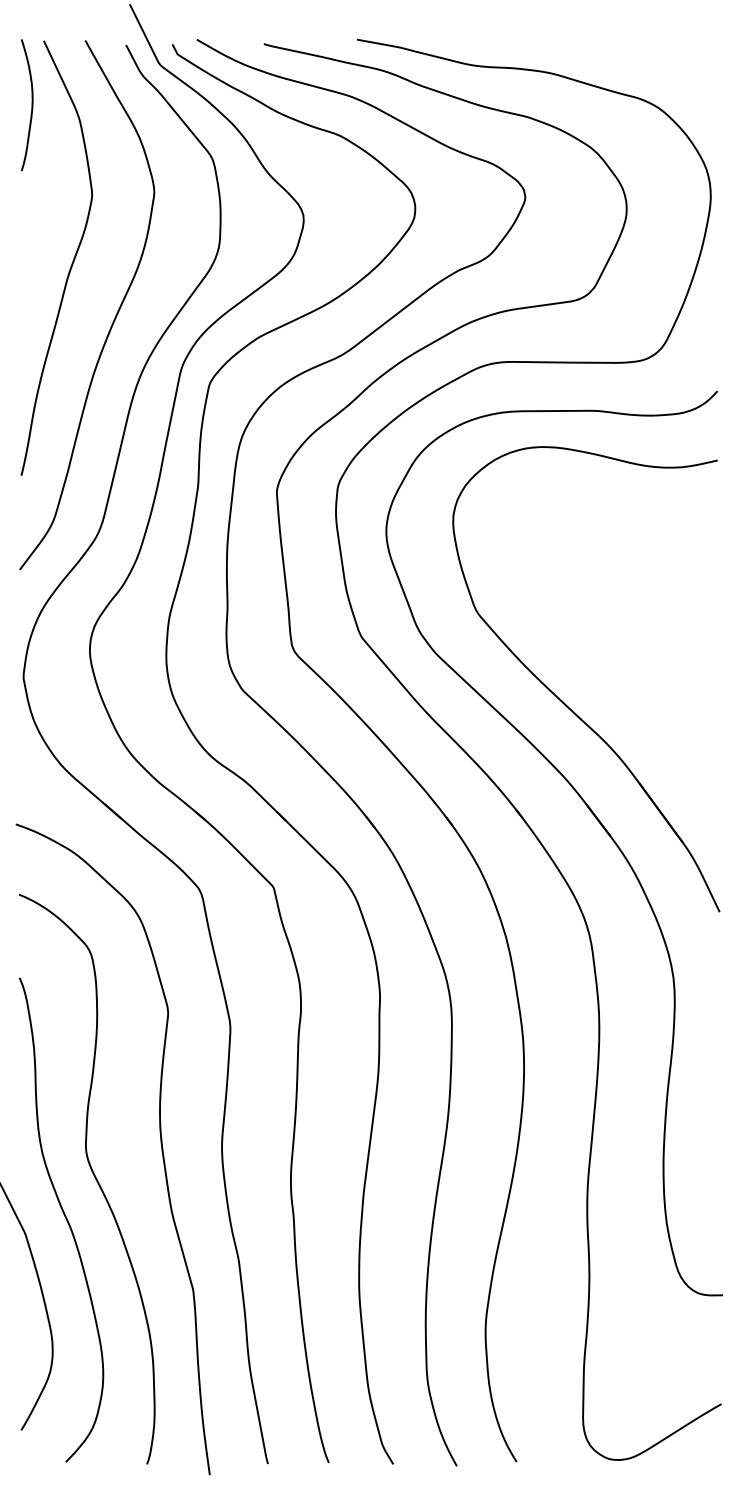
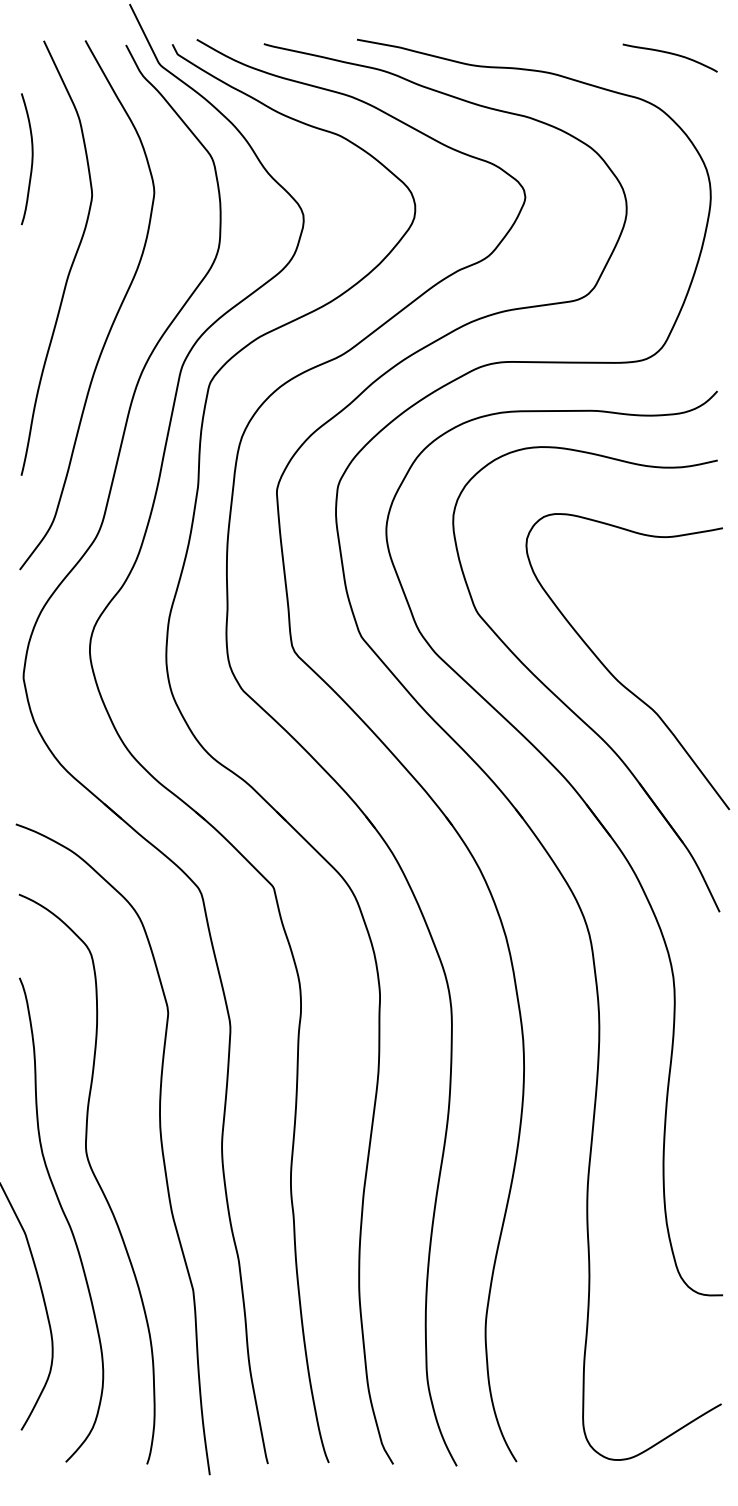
curve: none -> present (670, 54)
curve position: (31, 105) -> (31, 159) (31, 159)
curve: none -> present (613, 674)
